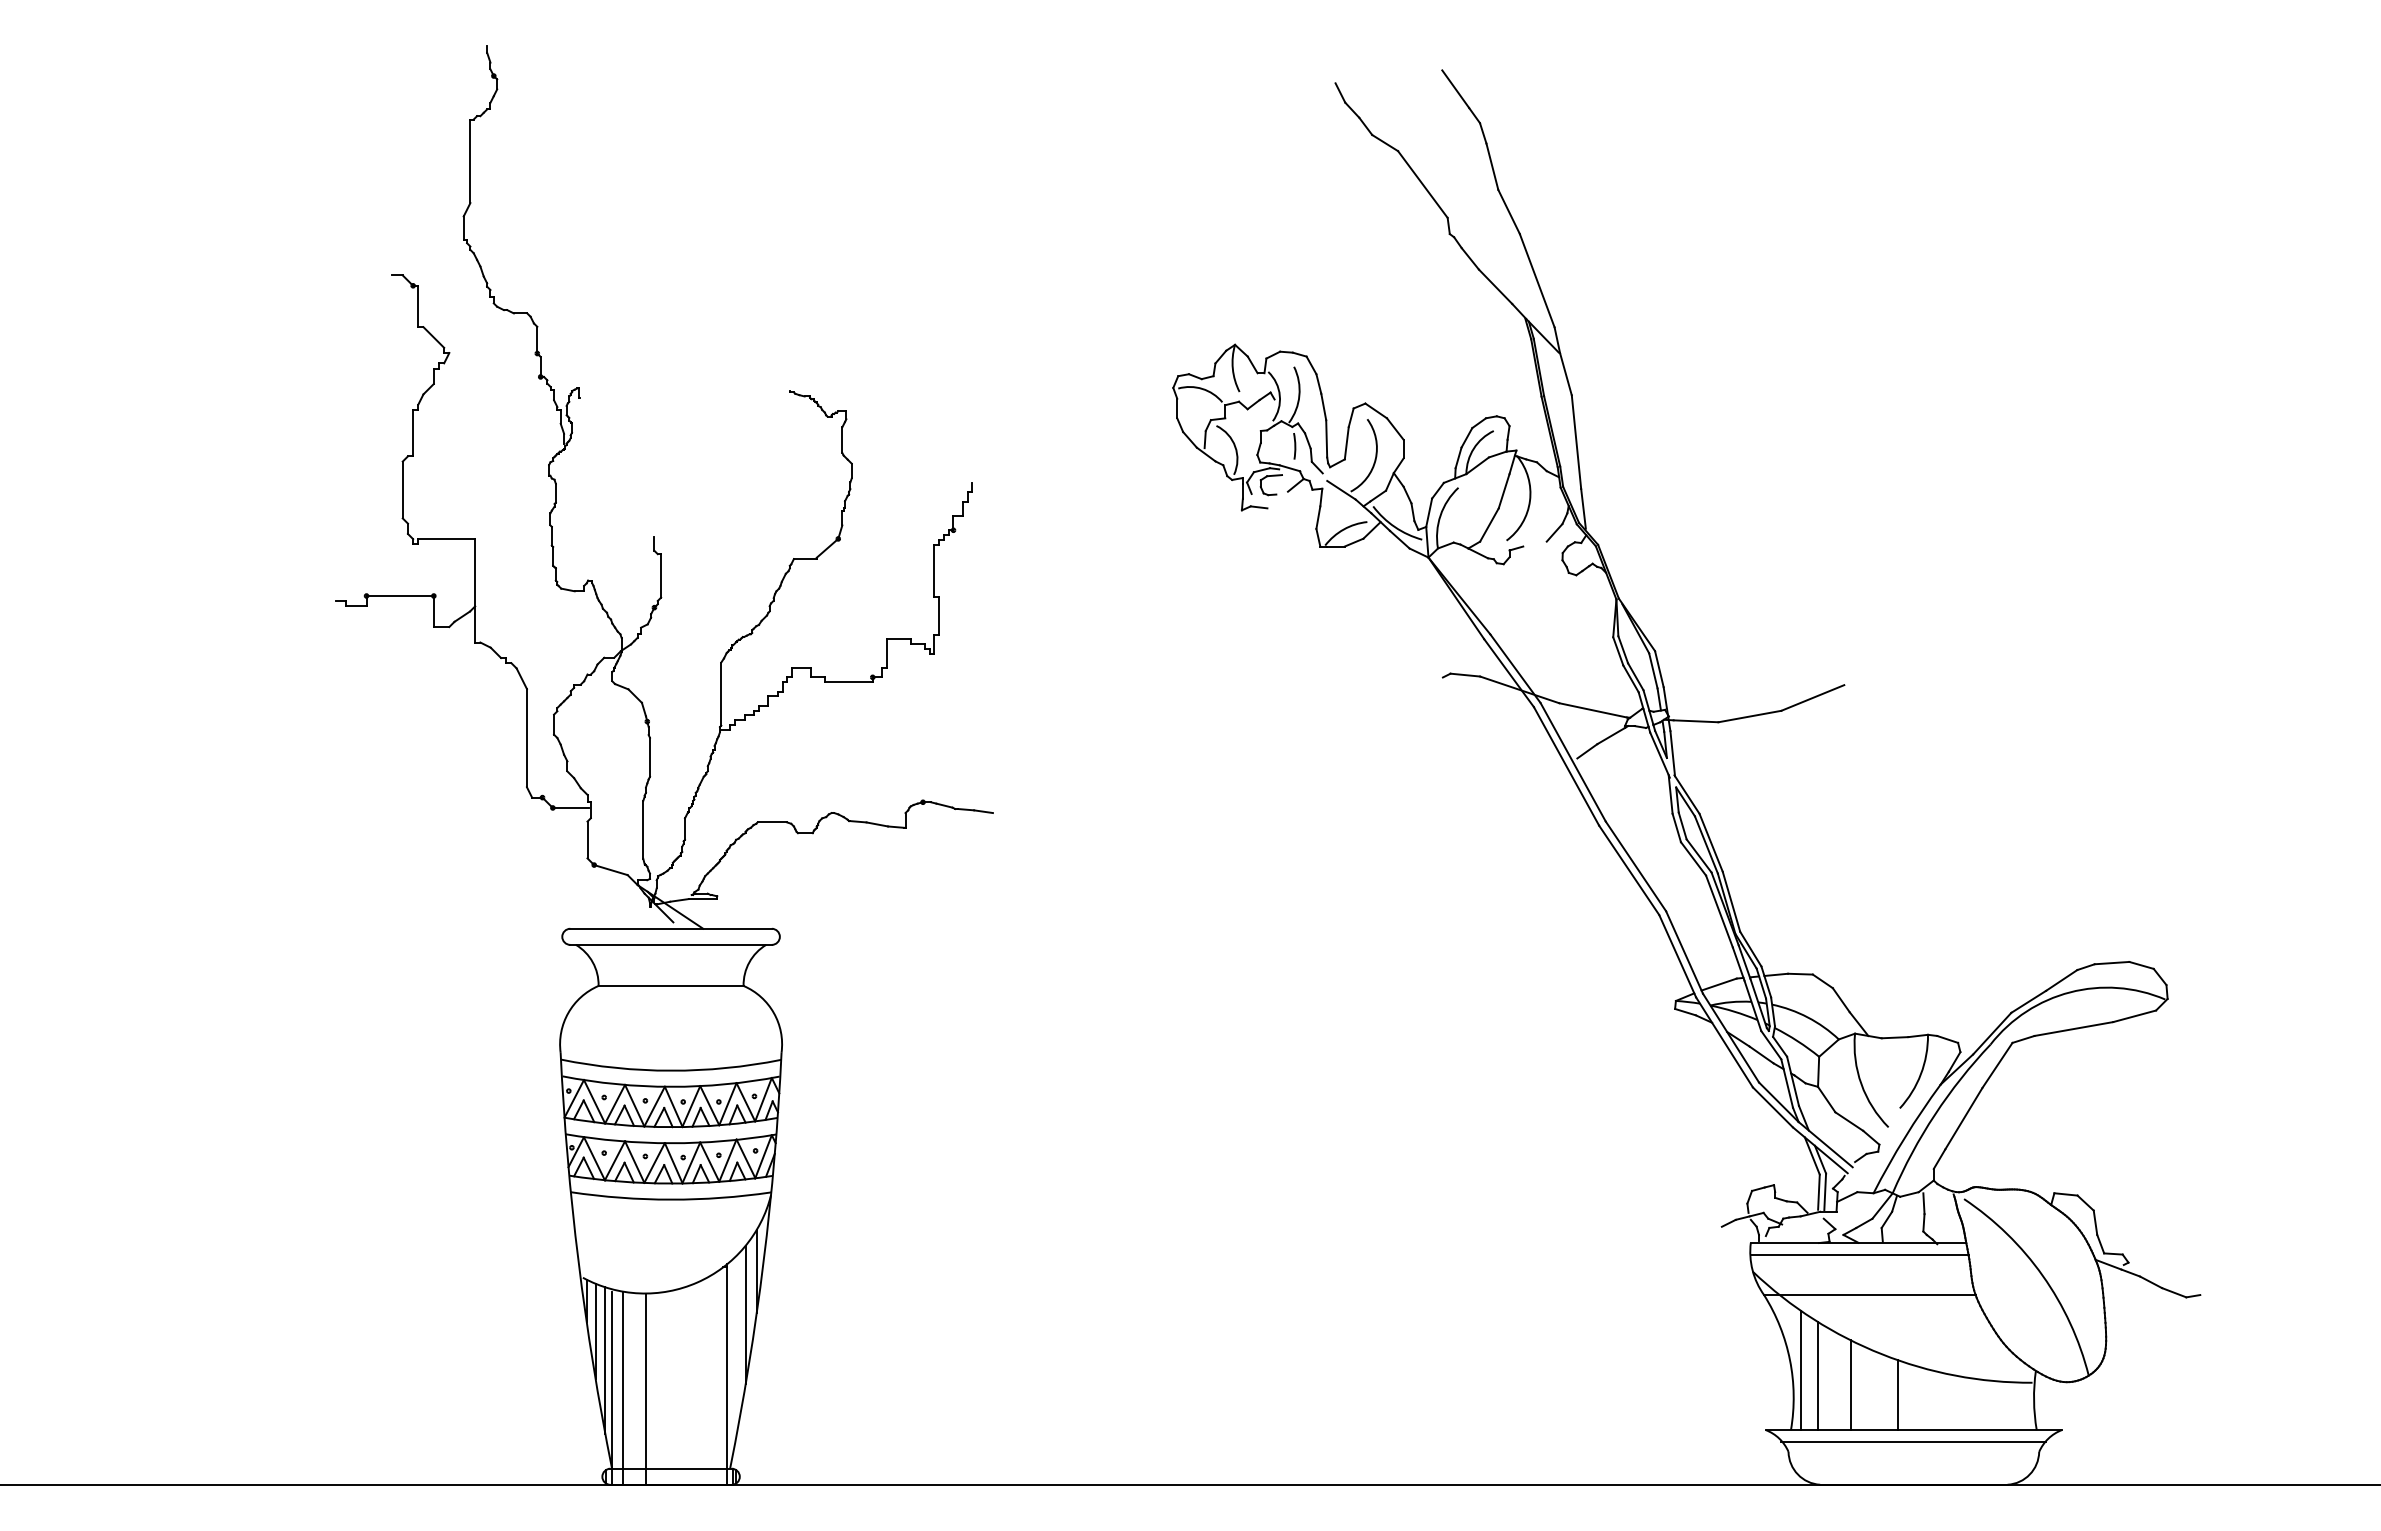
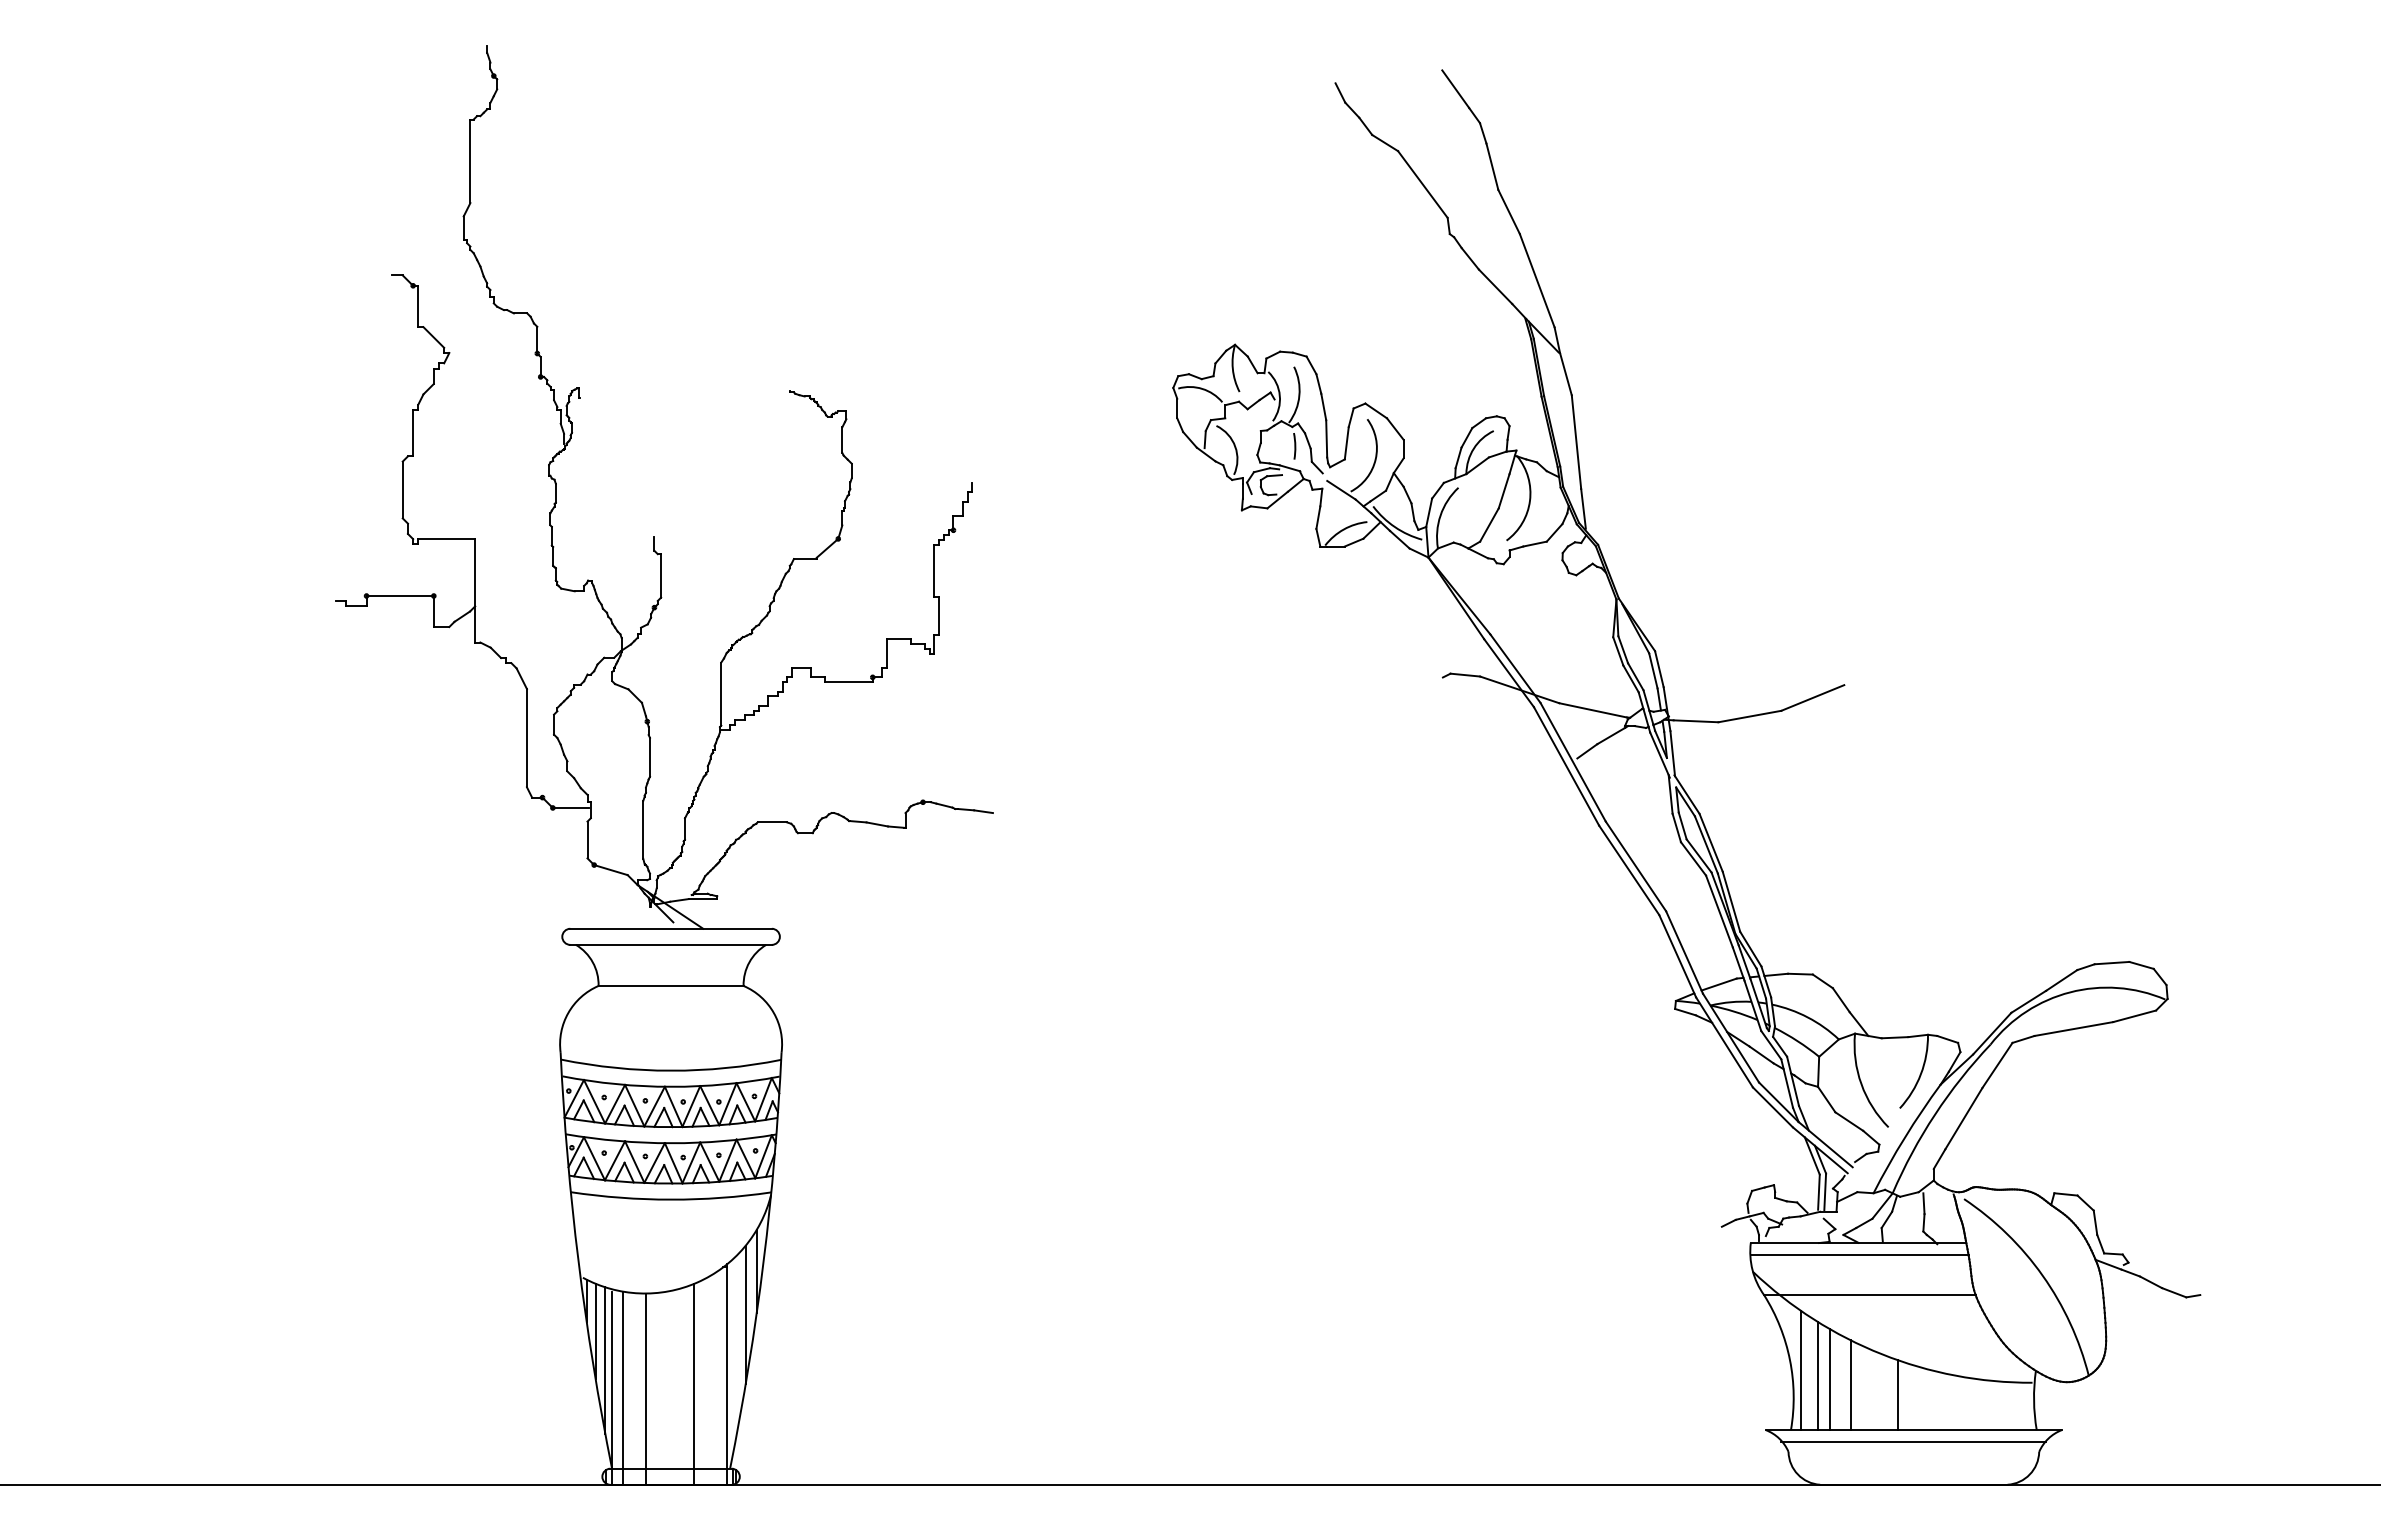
line: none -> present (1277, 499)
line: none -> present (1534, 543)
line: none -> present (1830, 1379)
line: none -> present (694, 1384)
